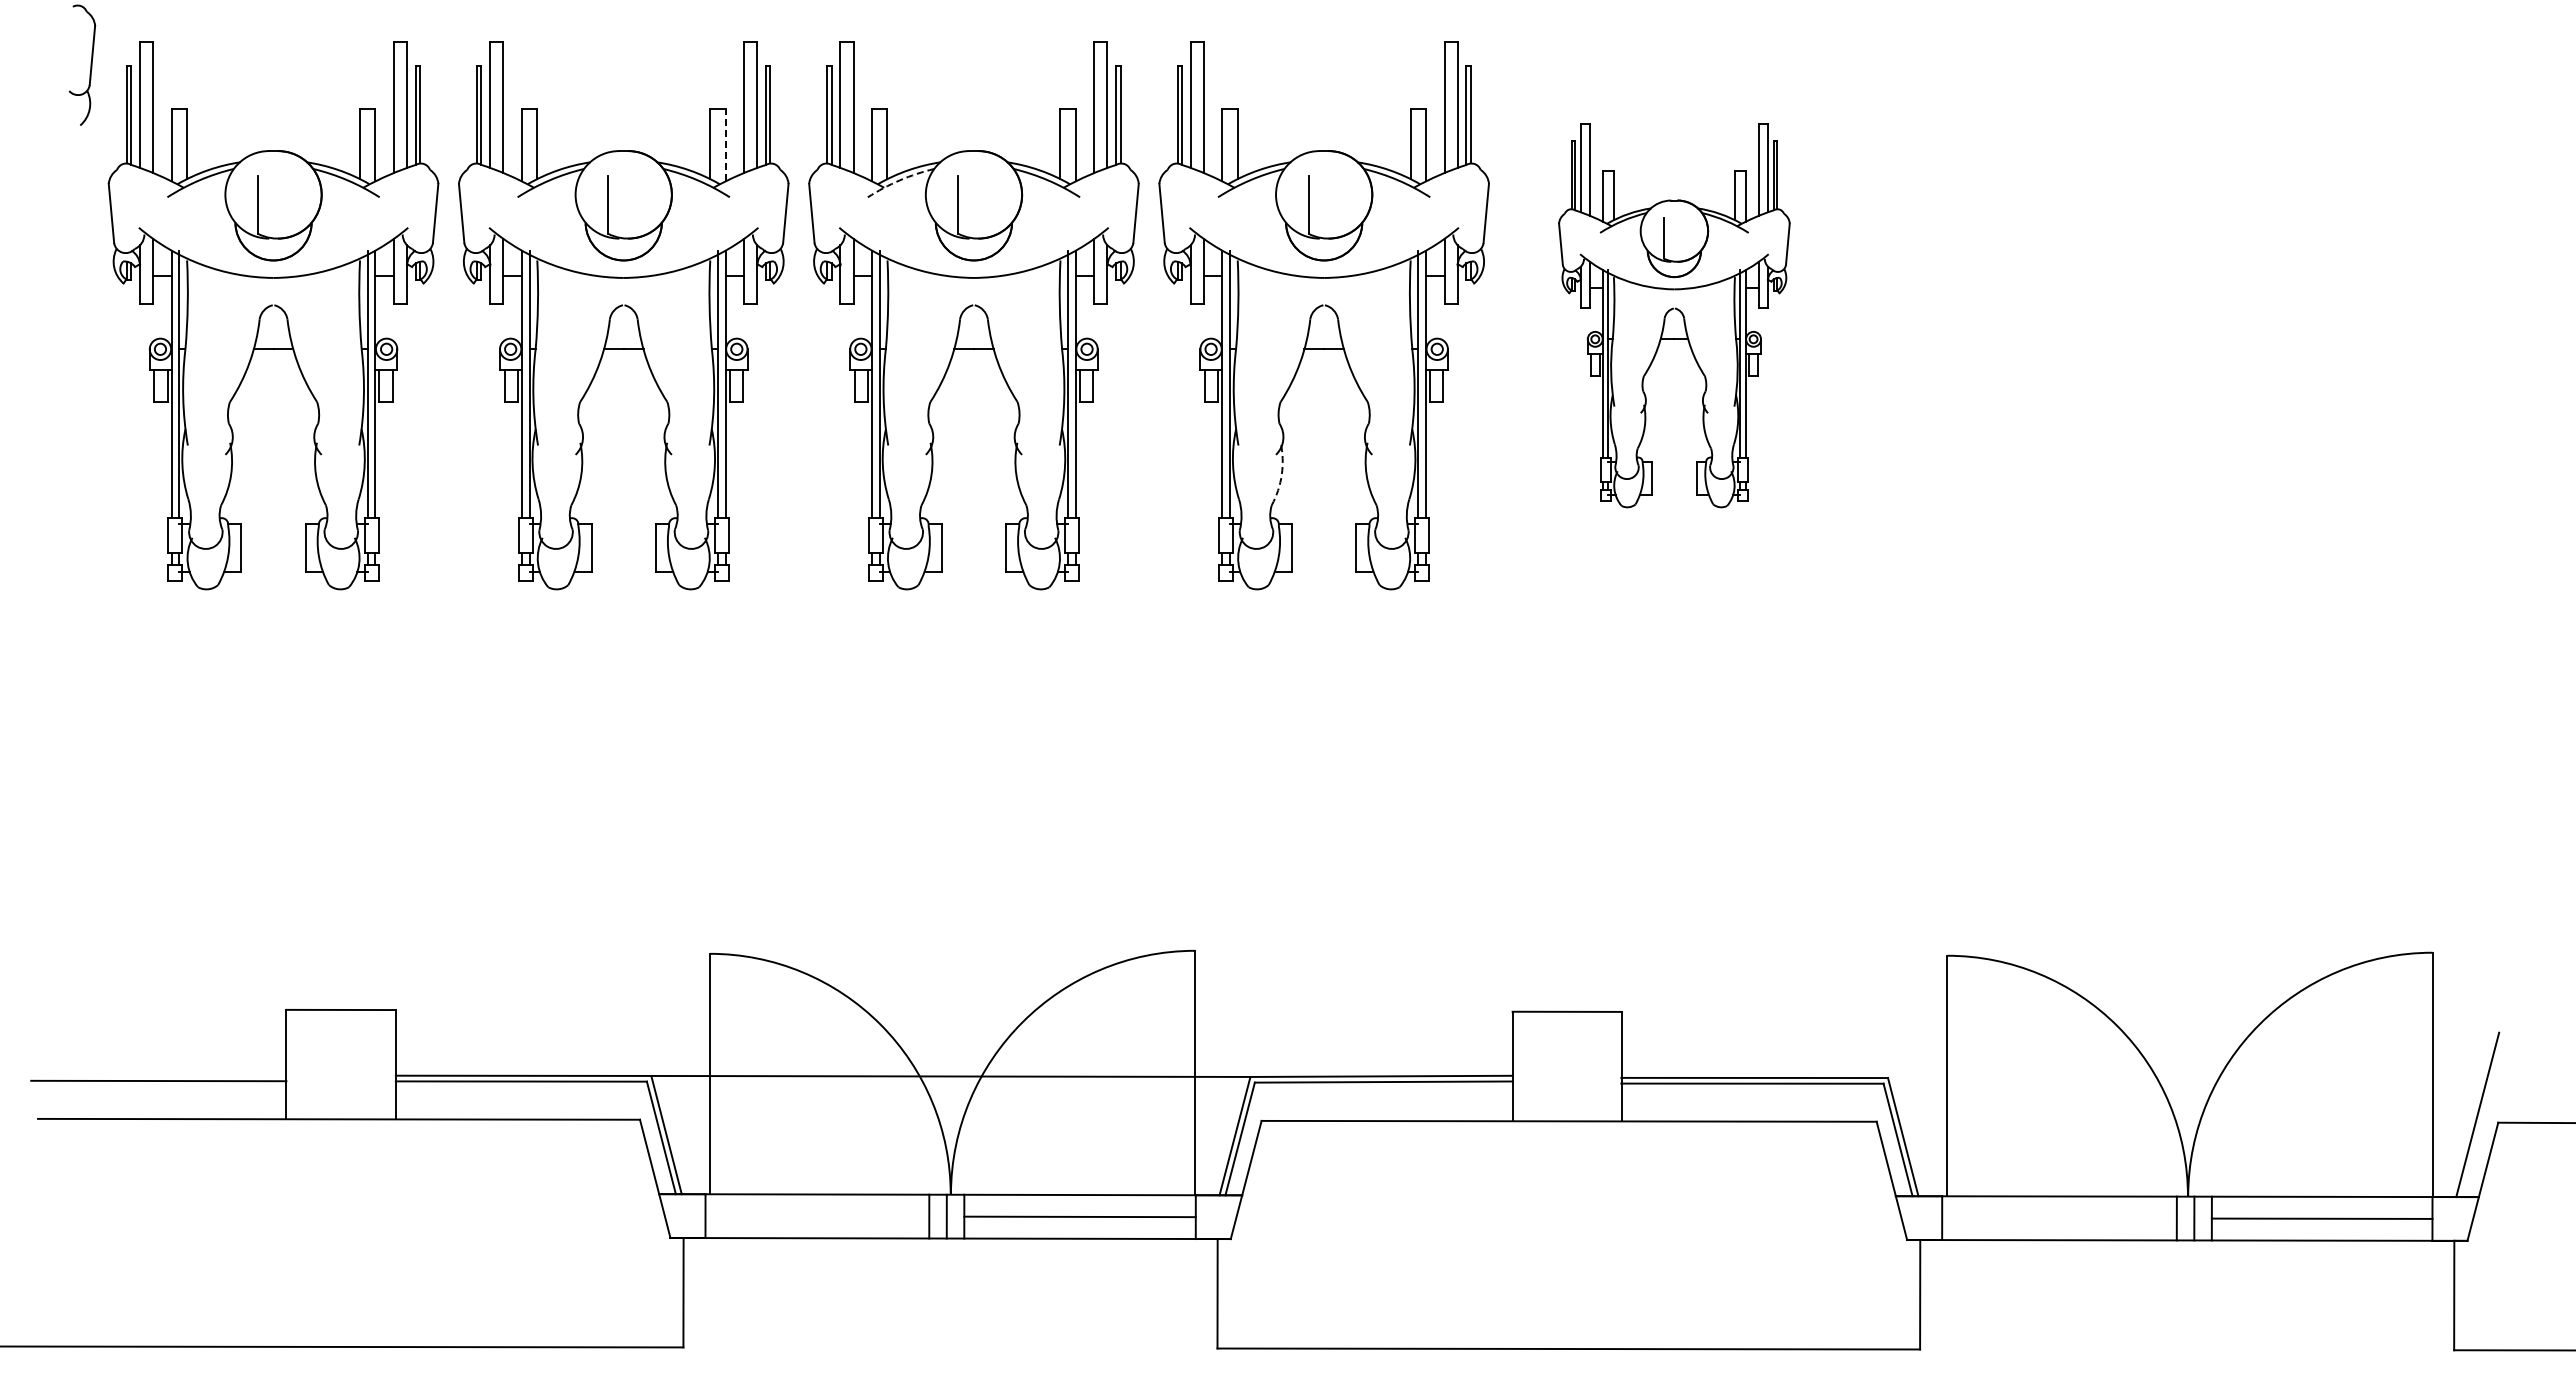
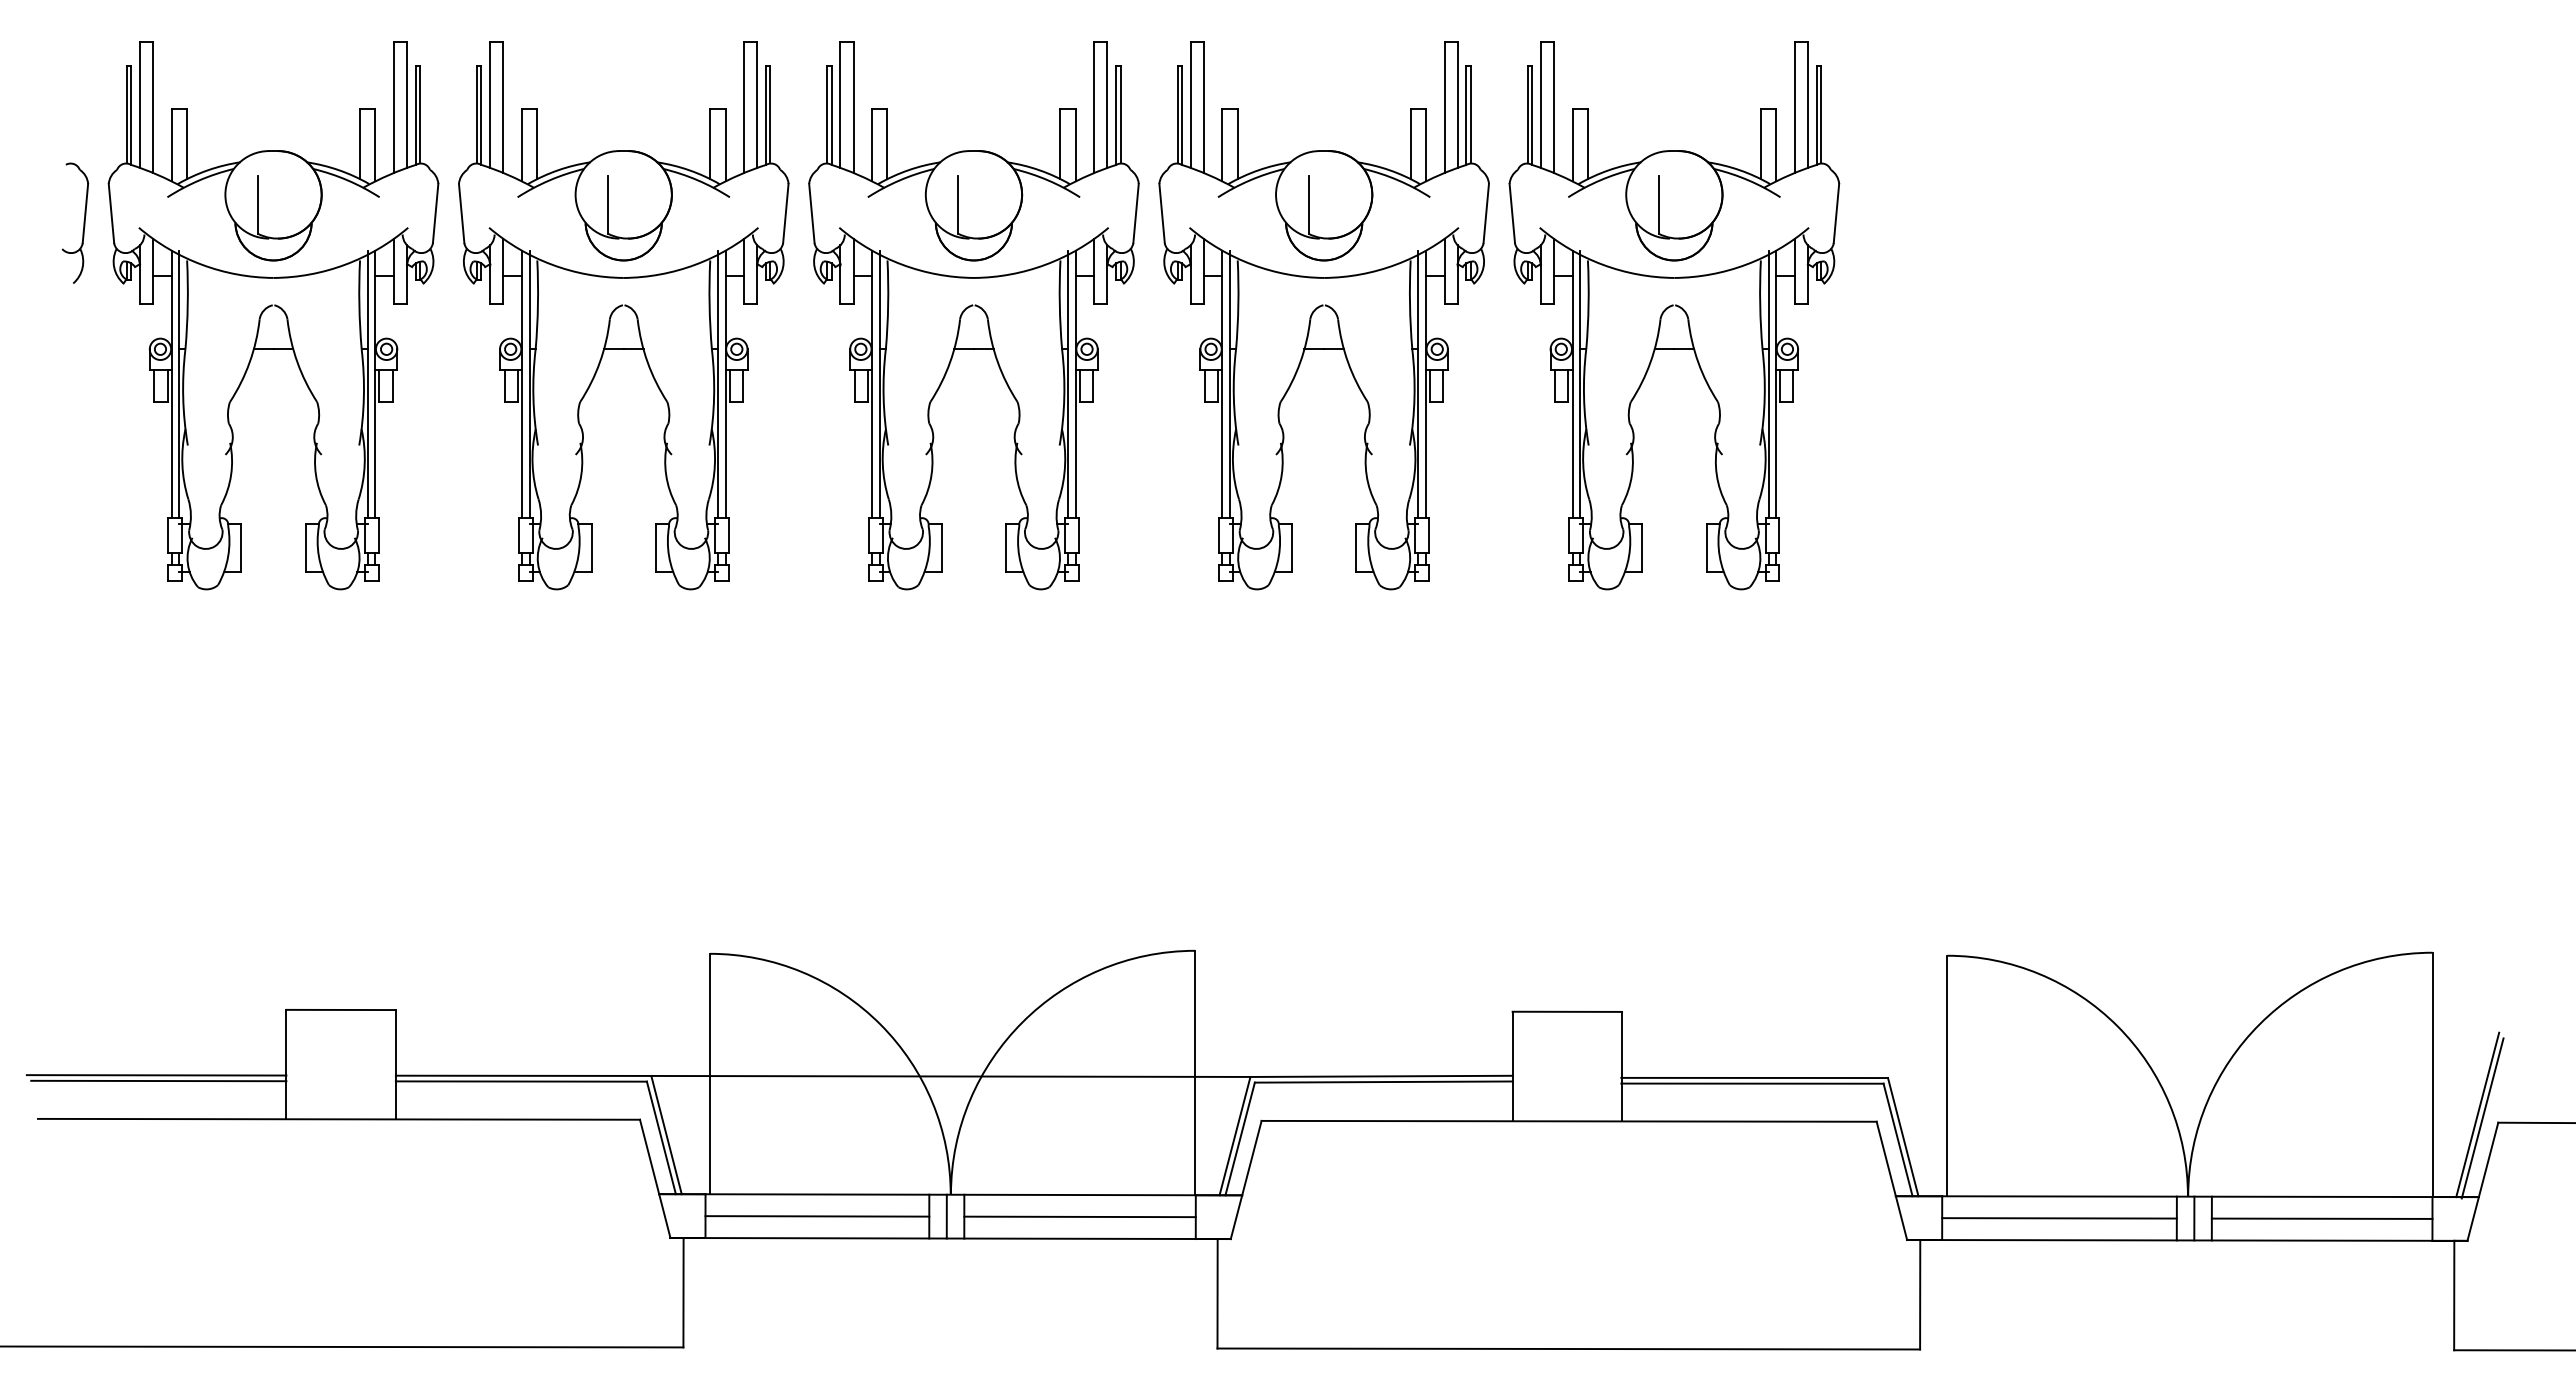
part position: (90, 64) -> (83, 222) (83, 222)
line: dashed -> solid (725, 144)
arc: dashed -> solid (899, 180)
part size: 233x386 px -> 333x550 px (1674, 315)
arc: dashed -> solid (1281, 474)
line: none -> present (156, 1075)
line: none -> present (2482, 1118)
line: none -> present (817, 1216)
line: none -> present (2059, 1218)
